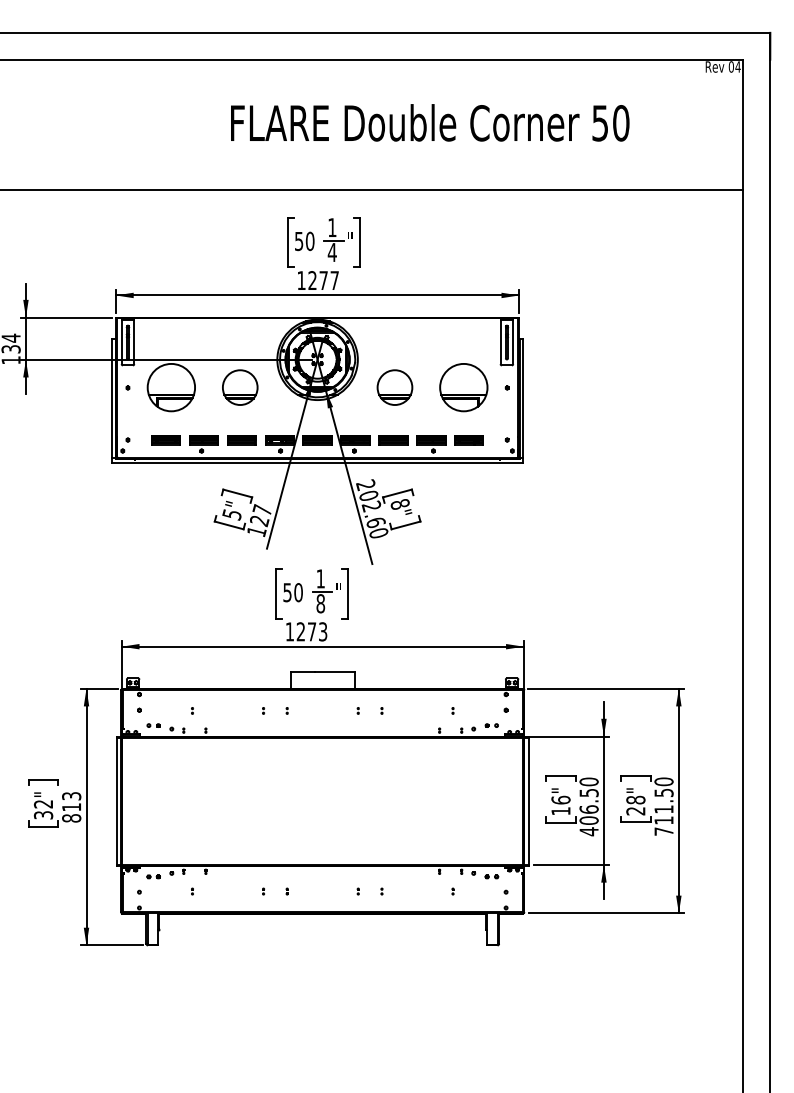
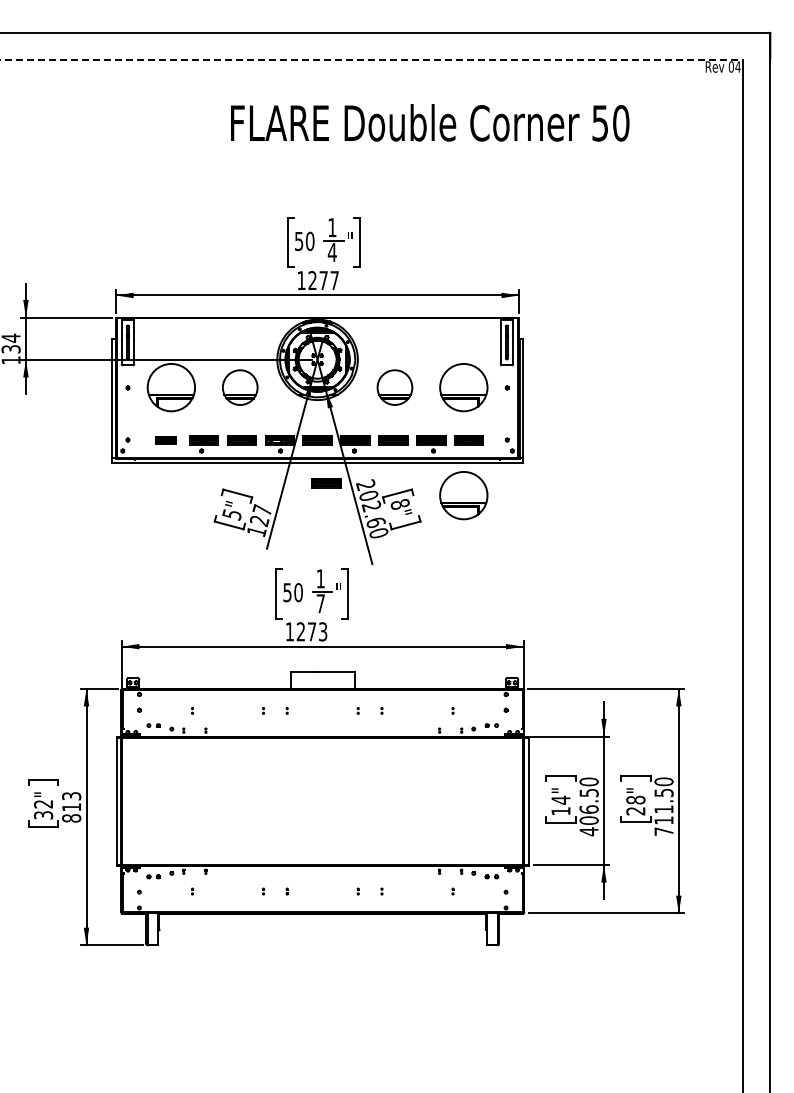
line: solid -> dashed (372, 59)
line: present -> none (372, 189)
part size: 30x11 px -> 22x9 px (165, 440)
part: none -> present (326, 483)
part: none -> present (463, 495)
text: 8 -> 7 (320, 603)
text: 16" -> 14" (560, 799)
